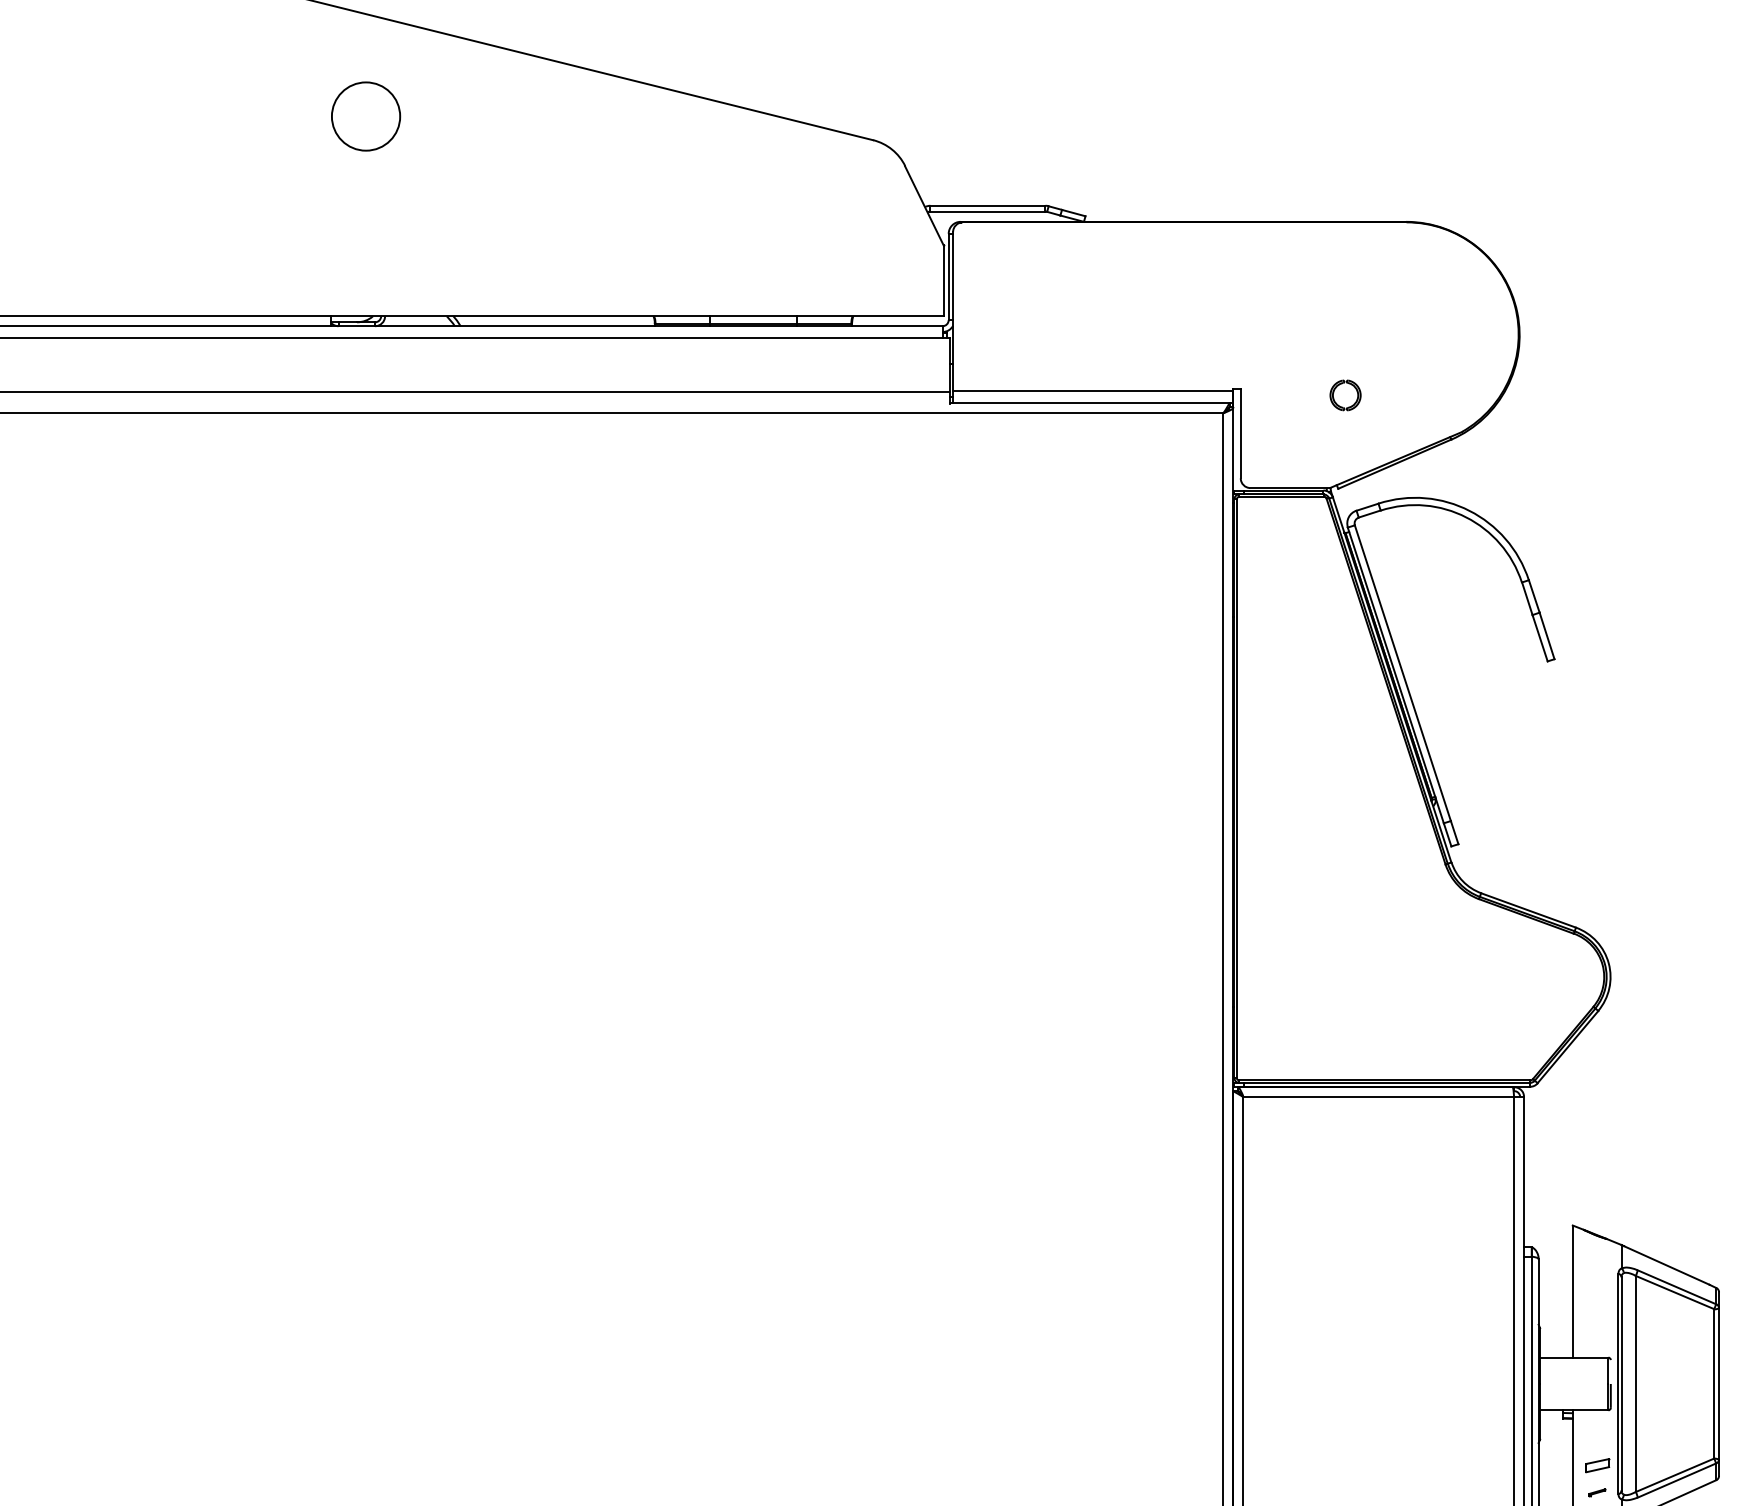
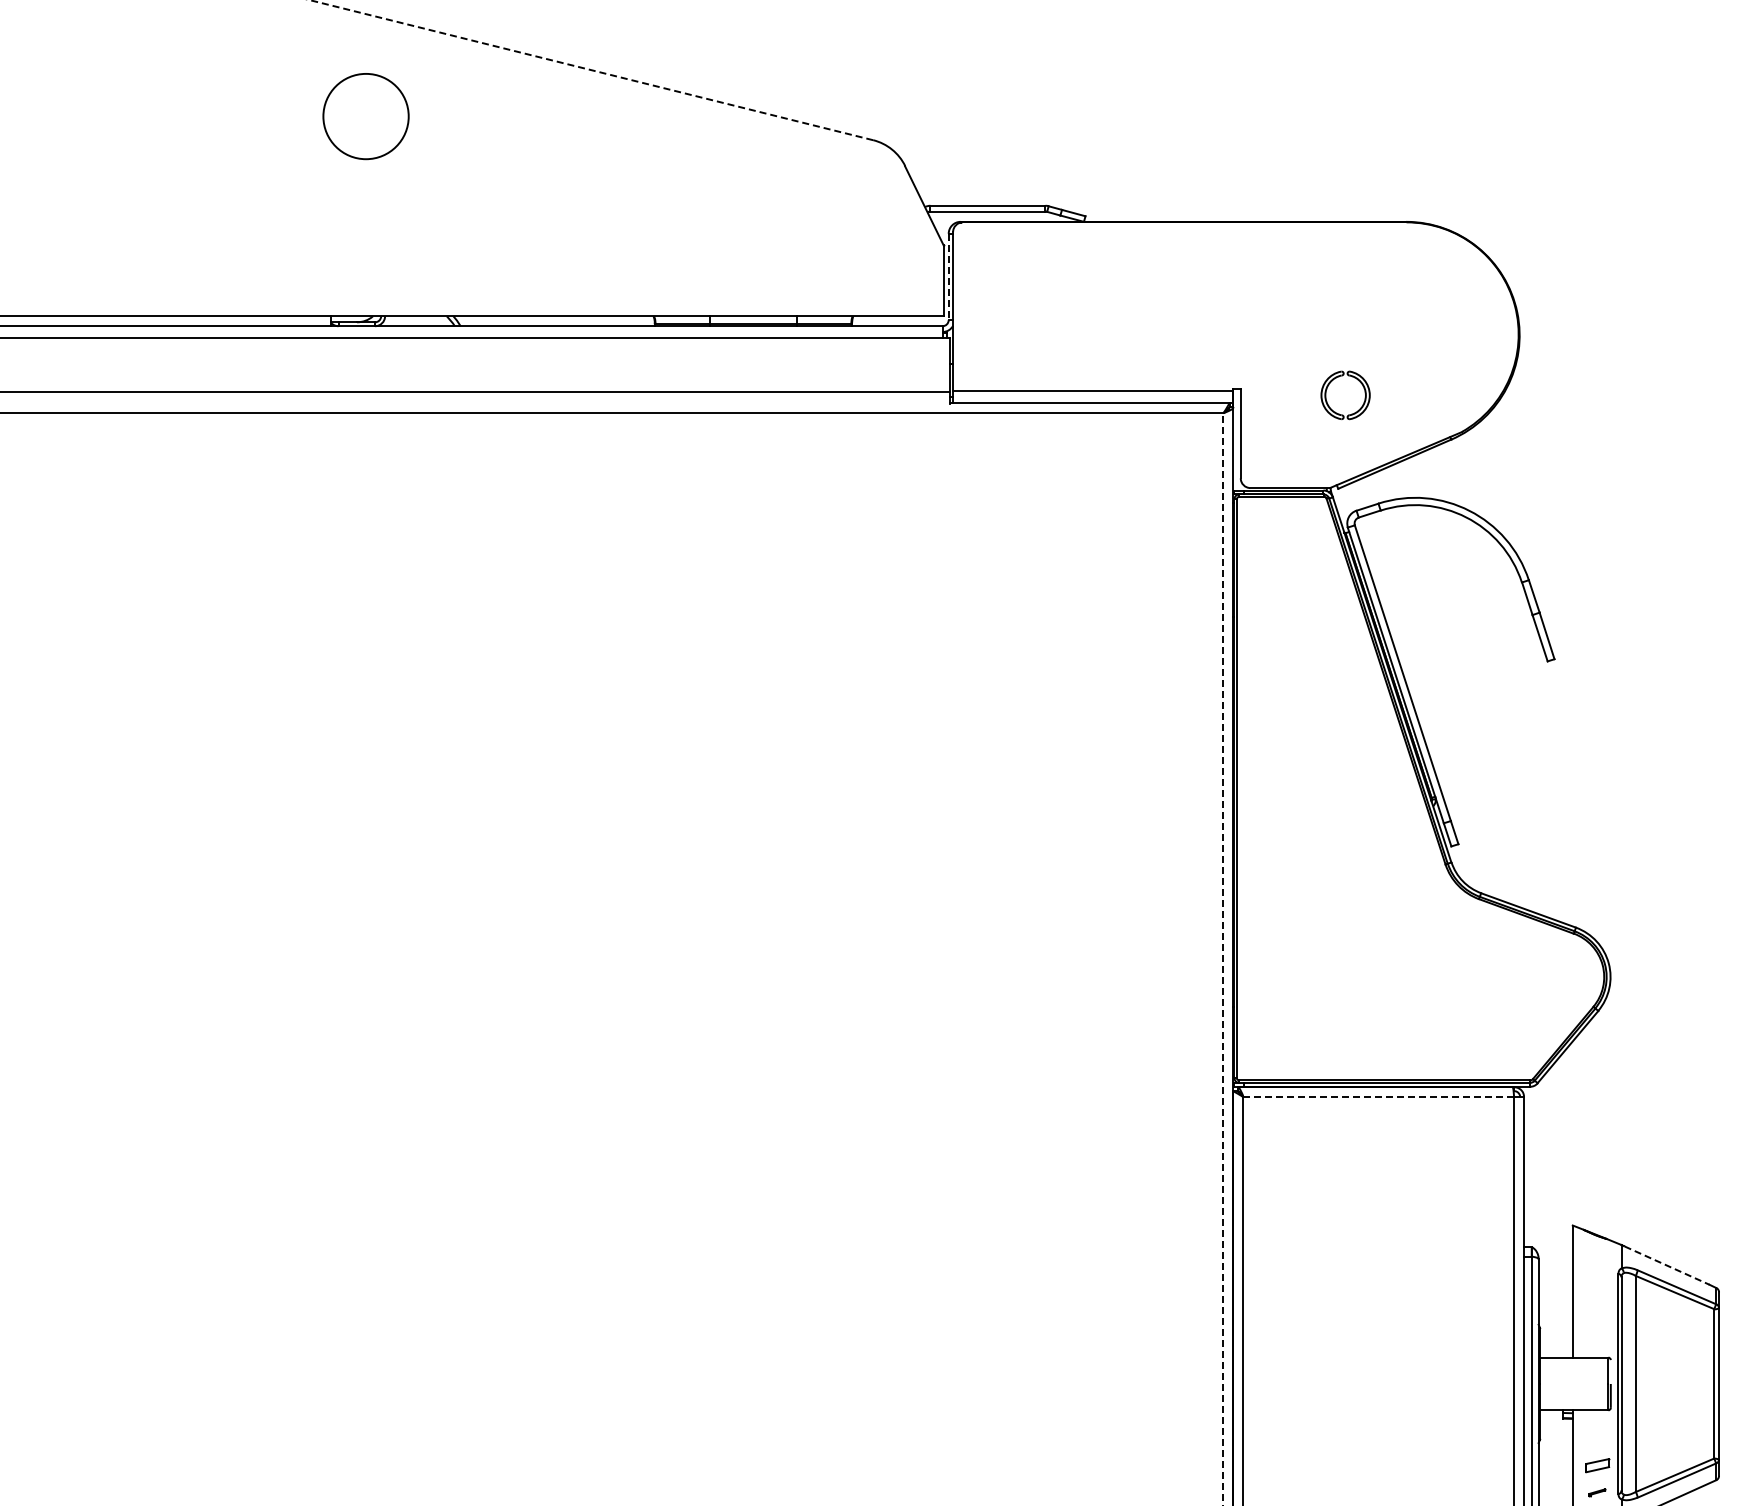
line: solid -> dashed (590, 70)
circle diameter: 68 px -> 85 px (365, 116)
line: solid -> dashed (948, 277)
part size: 33x33 px -> 51x51 px (1345, 395)
line: solid -> dashed (1223, 959)
line: solid -> dashed (1378, 1097)
line: solid -> dashed (1667, 1265)
